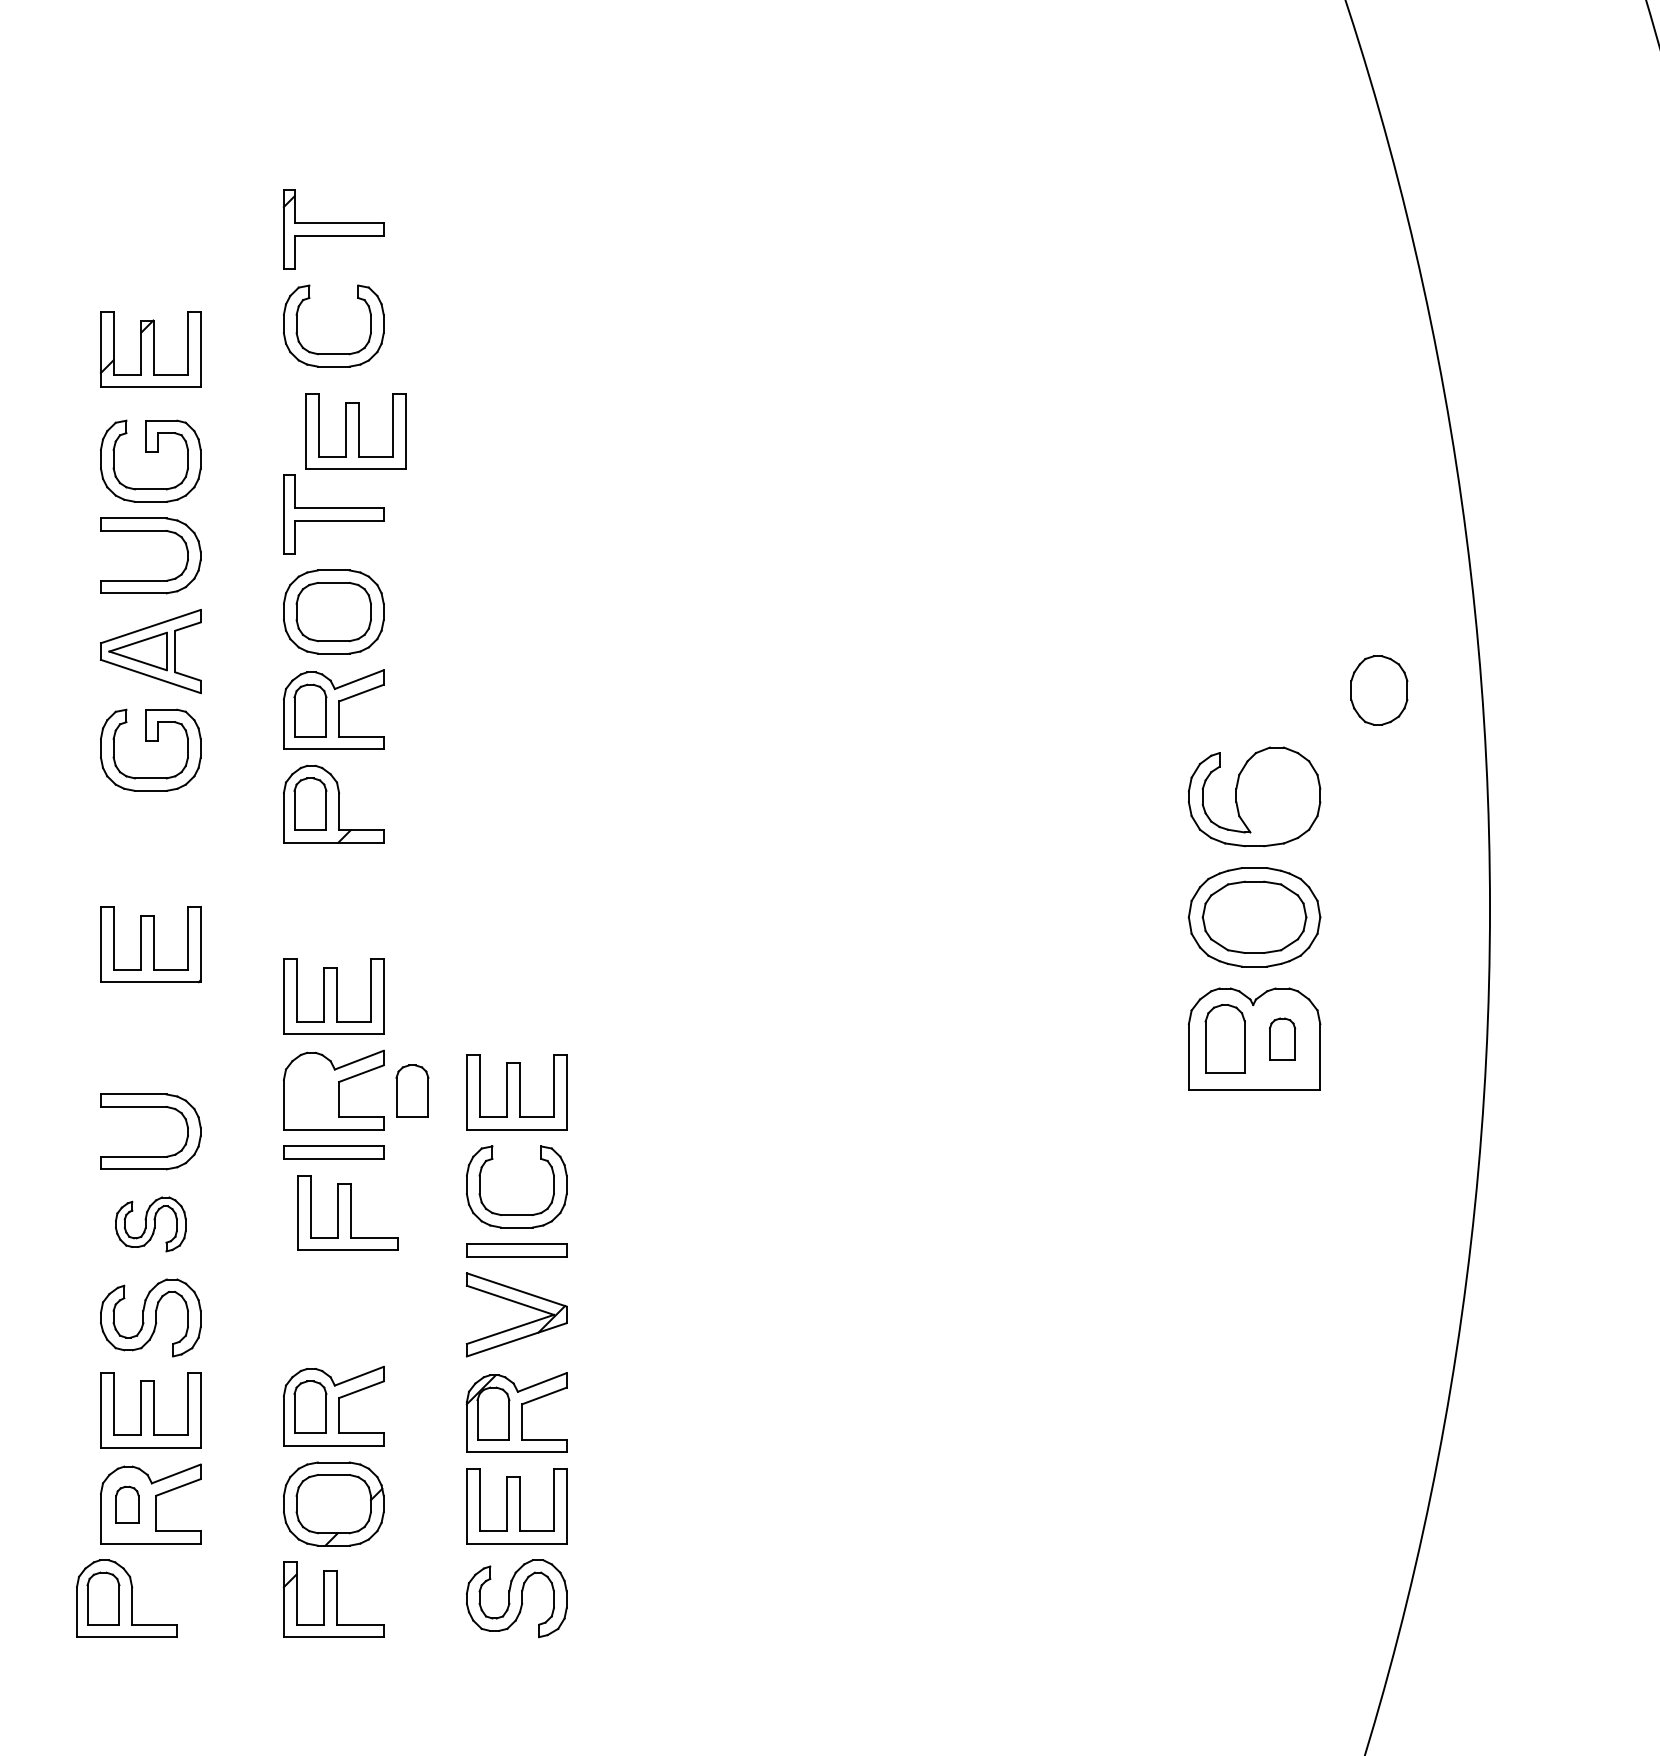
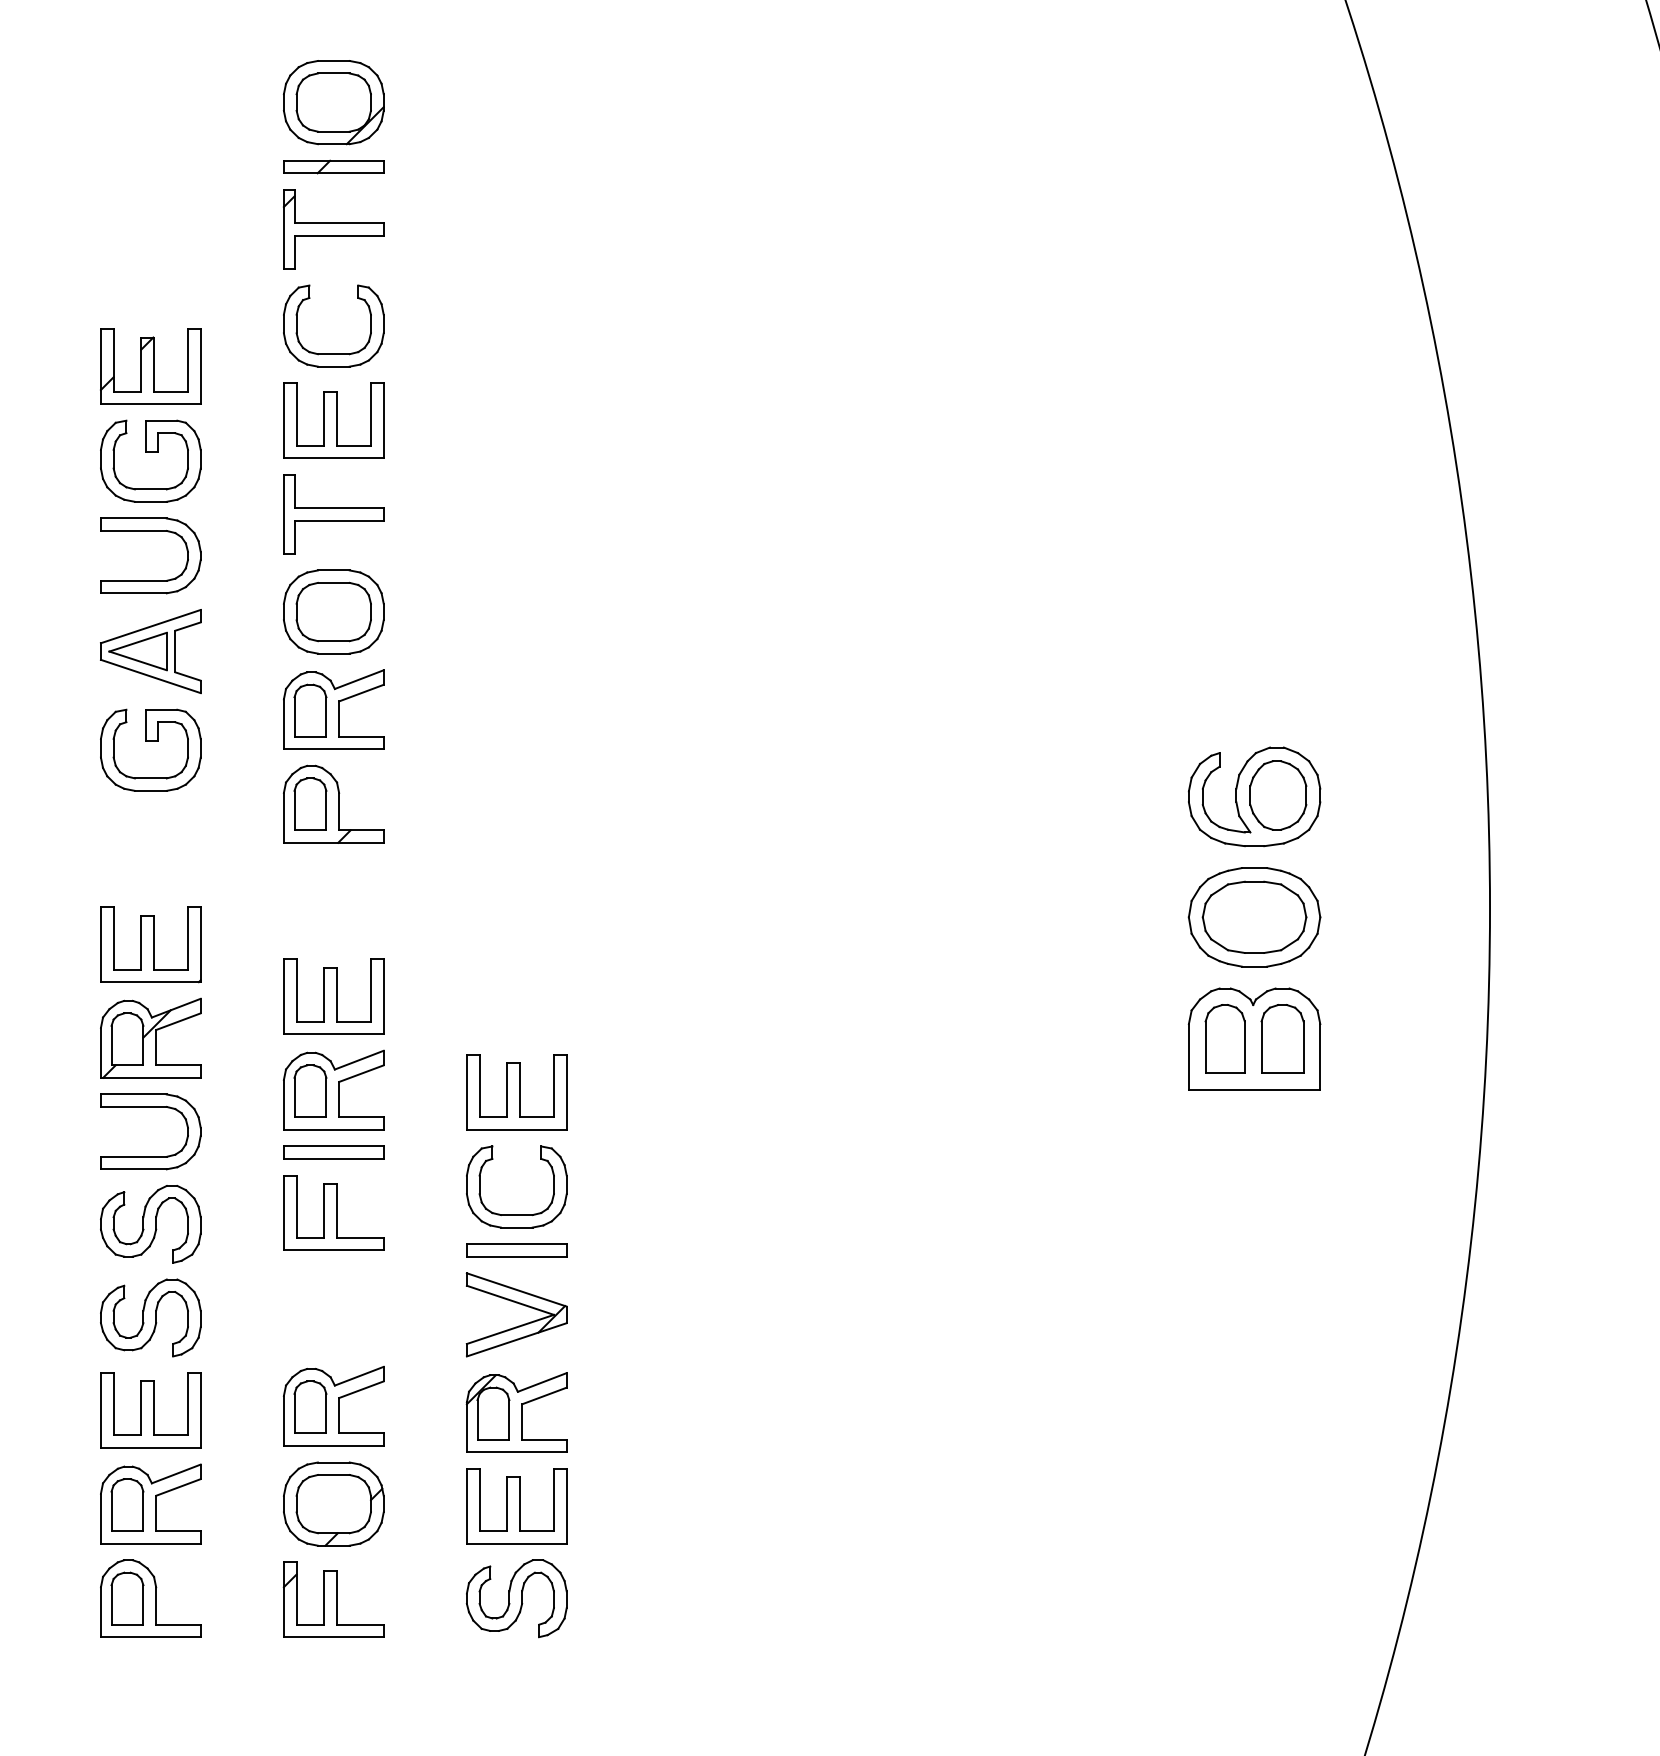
part: none -> present (333, 102)
part: none -> present (333, 166)
part position: (150, 349) -> (150, 366) (150, 366)
part position: (355, 431) -> (333, 420) (333, 420)
part position: (1379, 690) -> (1278, 795) (1278, 795)
part: none -> present (150, 1037)
part size: 28x44 px -> 45x70 px (1282, 1038)
part position: (412, 1090) -> (310, 1090) (310, 1090)
part position: (347, 1212) -> (333, 1212) (333, 1212)
part size: 72x57 px -> 102x79 px (150, 1224)
part size: 25x39 px -> 35x54 px (127, 1504)
part position: (126, 1598) -> (150, 1598) (150, 1598)
